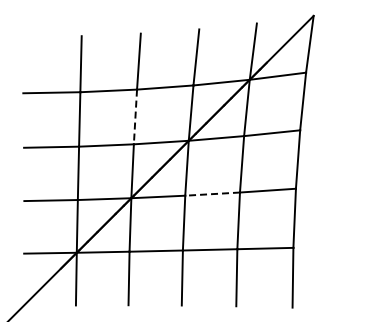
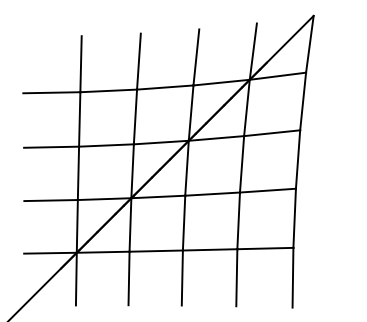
line: dashed -> solid (135, 117)
line: dashed -> solid (212, 194)
